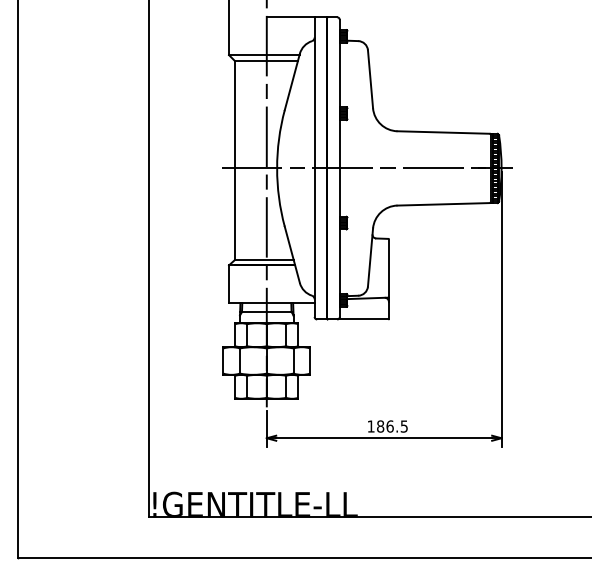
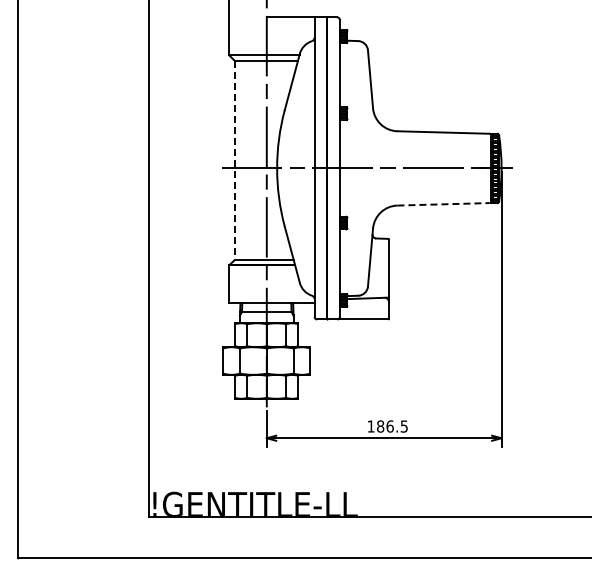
line: solid -> dashed (234, 160)
line: solid -> dashed (444, 204)
